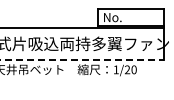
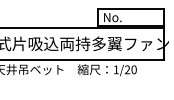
line: dashed -> solid (82, 60)
